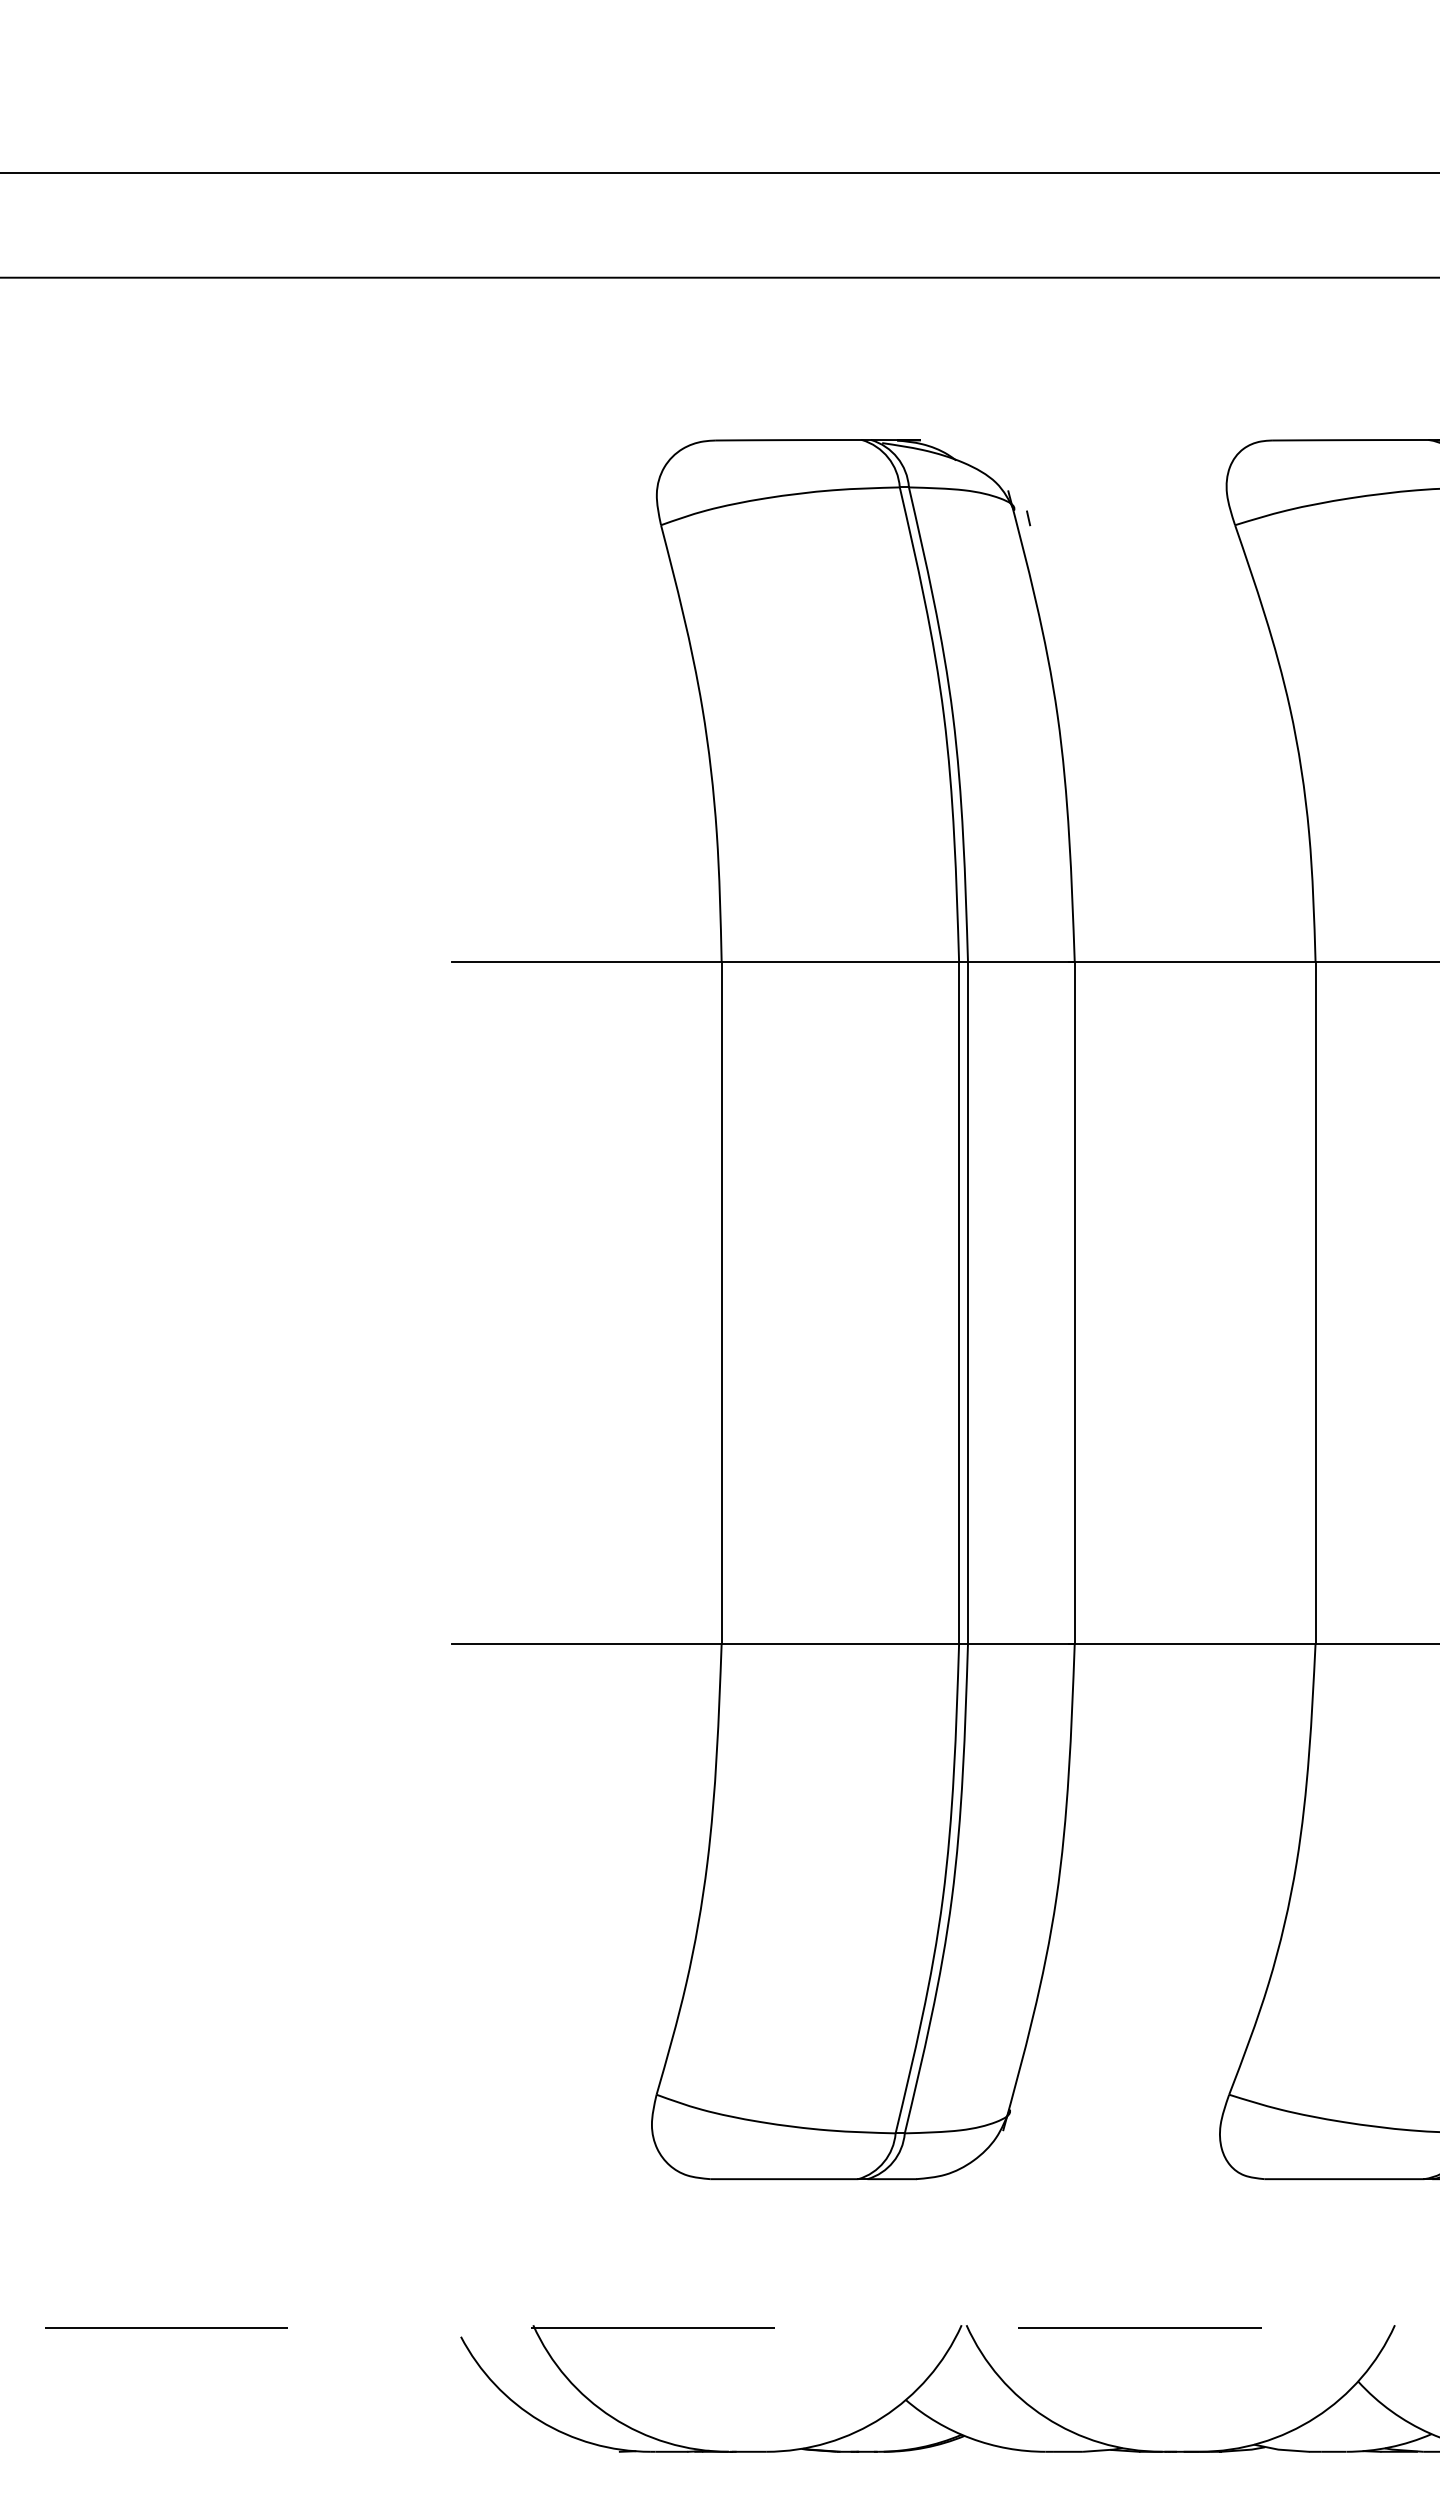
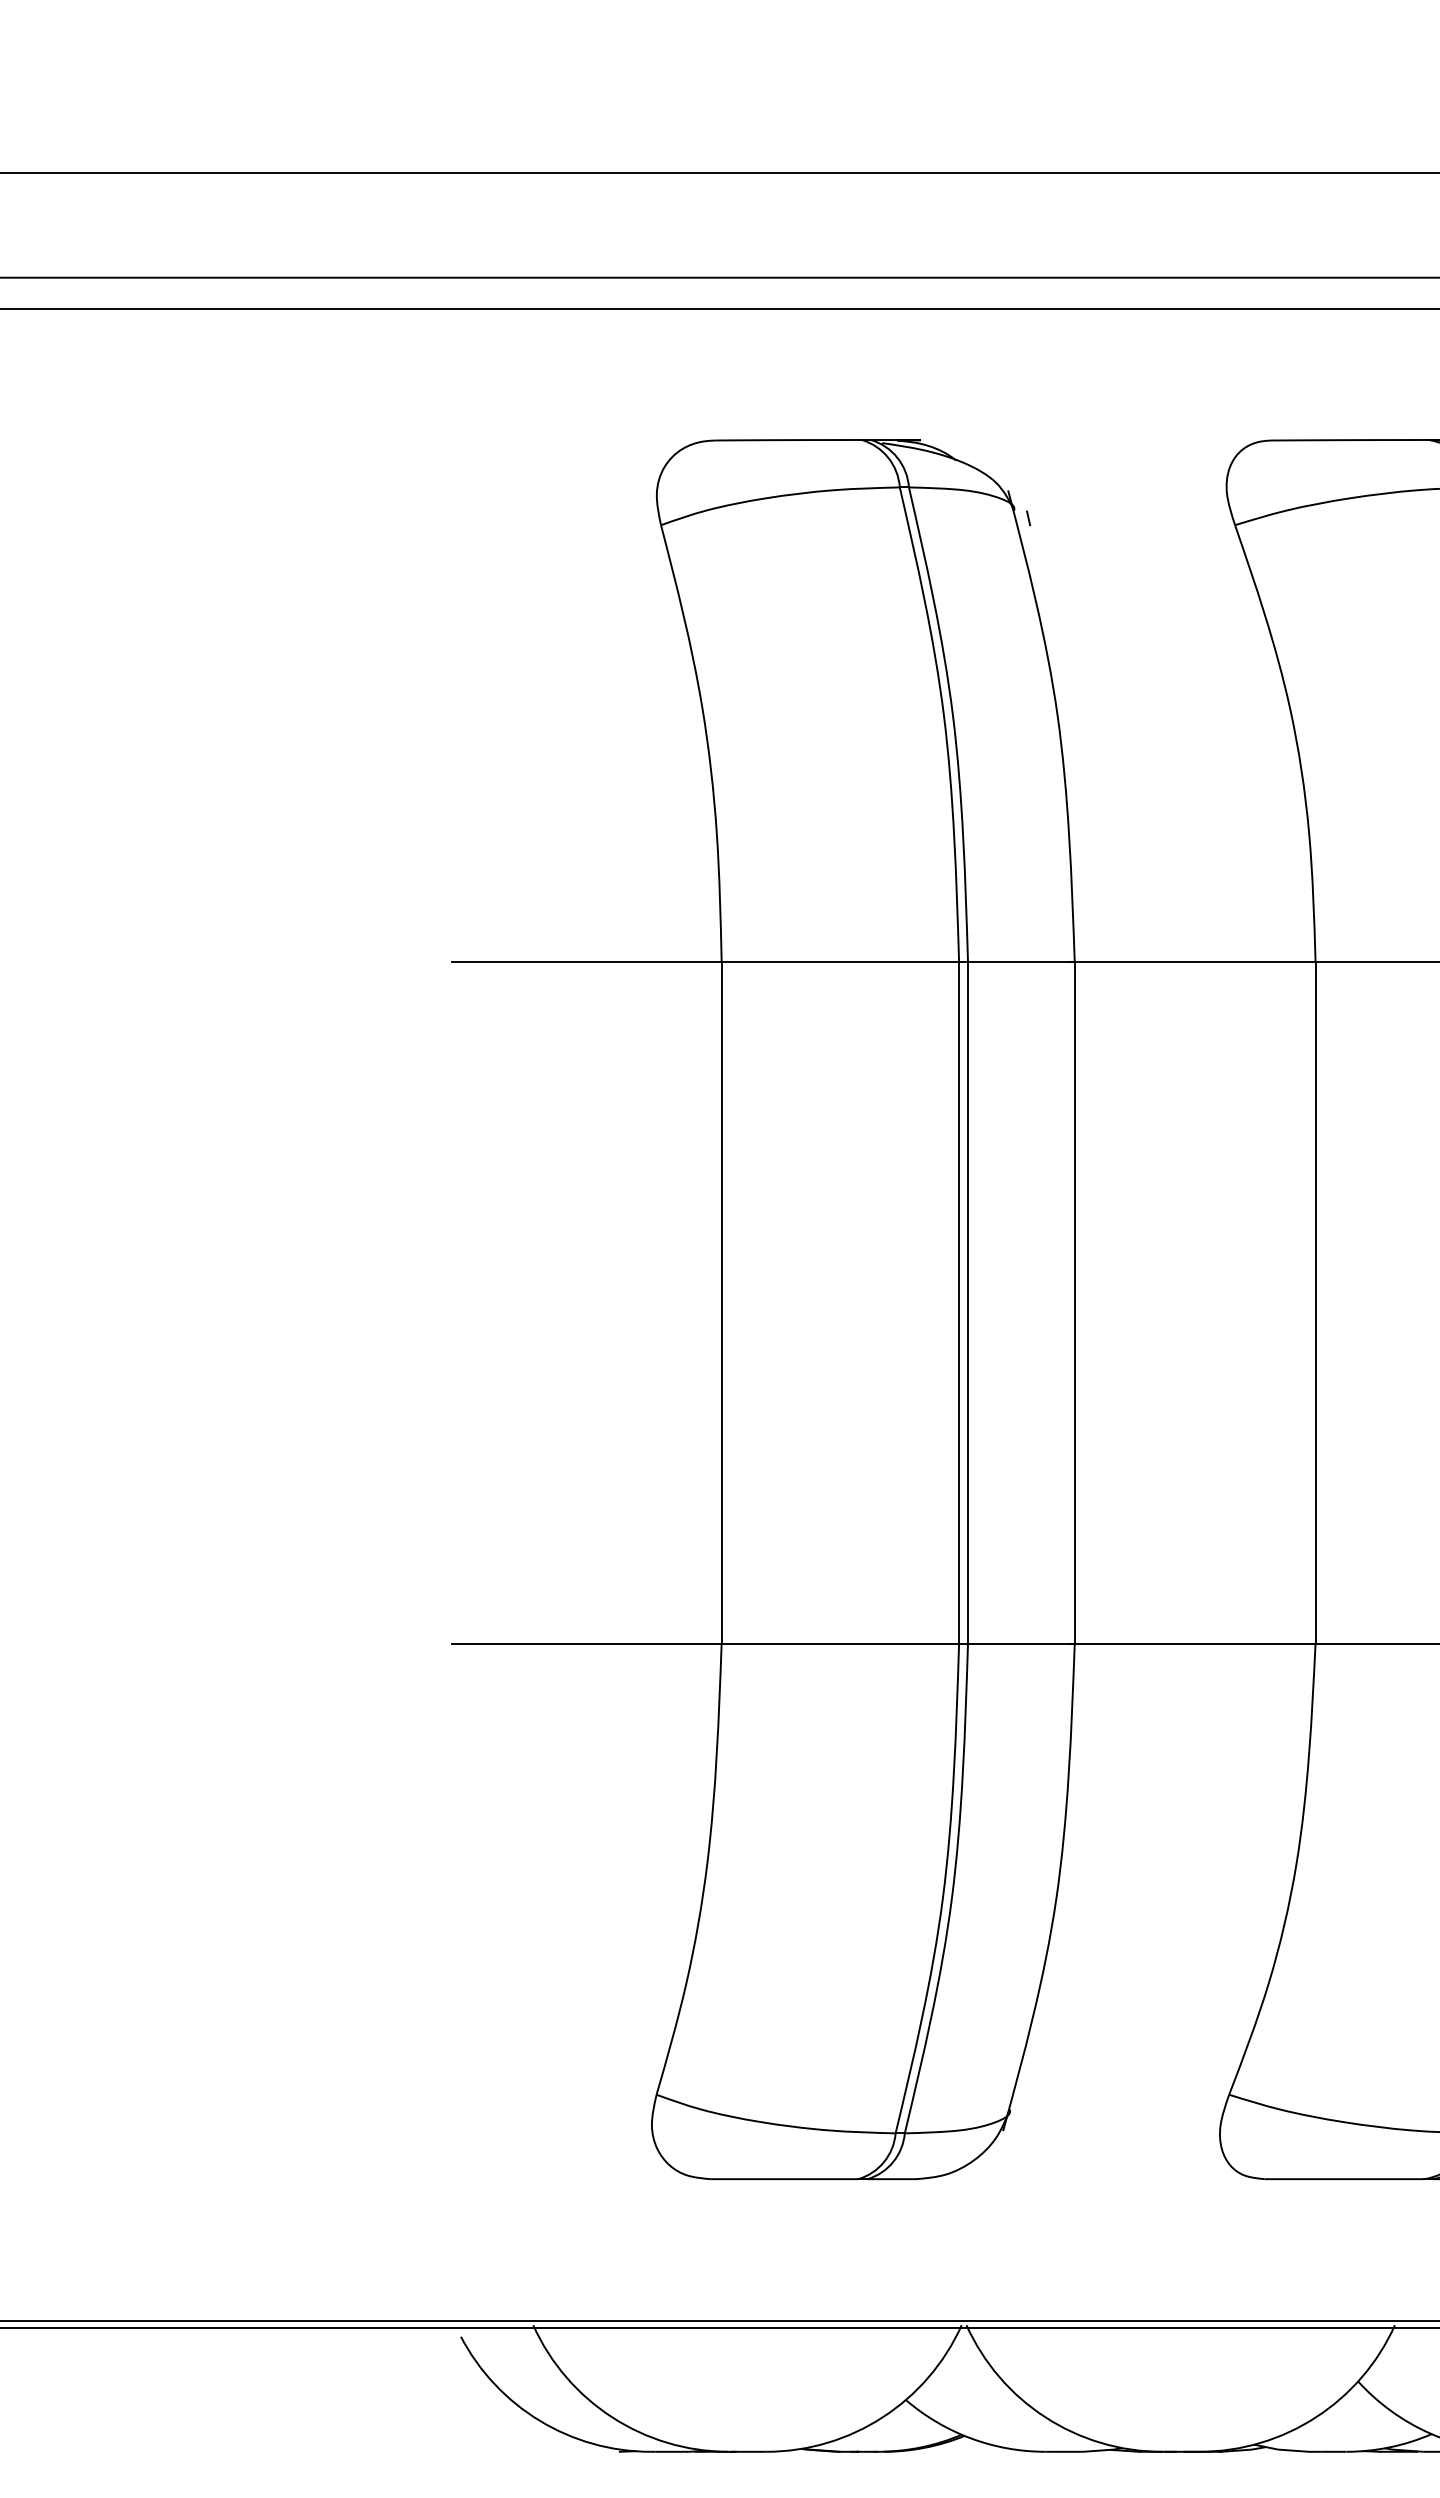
line: none -> present (719, 309)
line: none -> present (719, 2321)
line: dashed -> solid (720, 2327)
